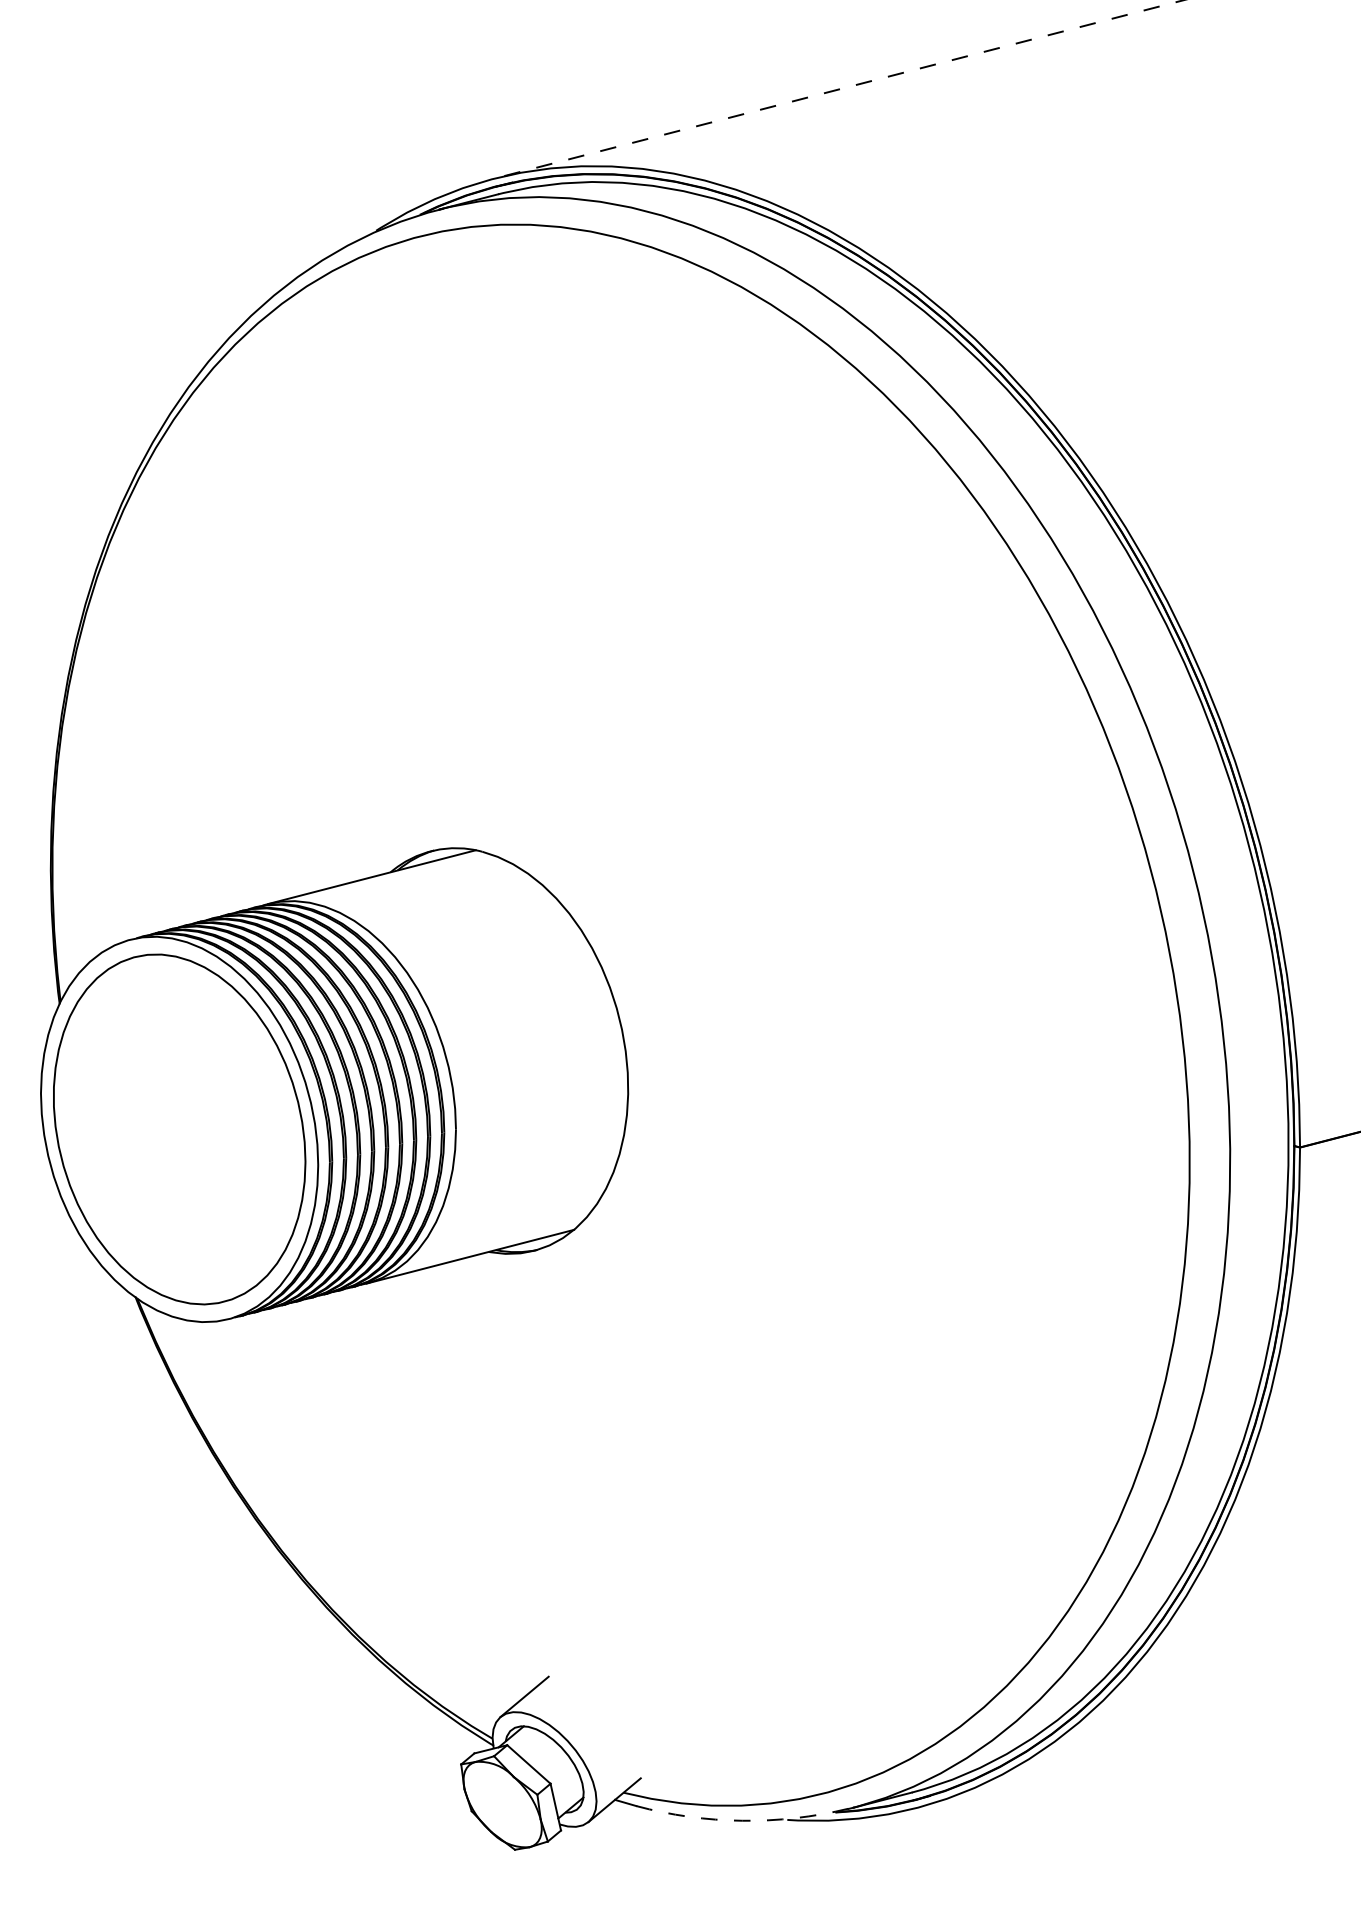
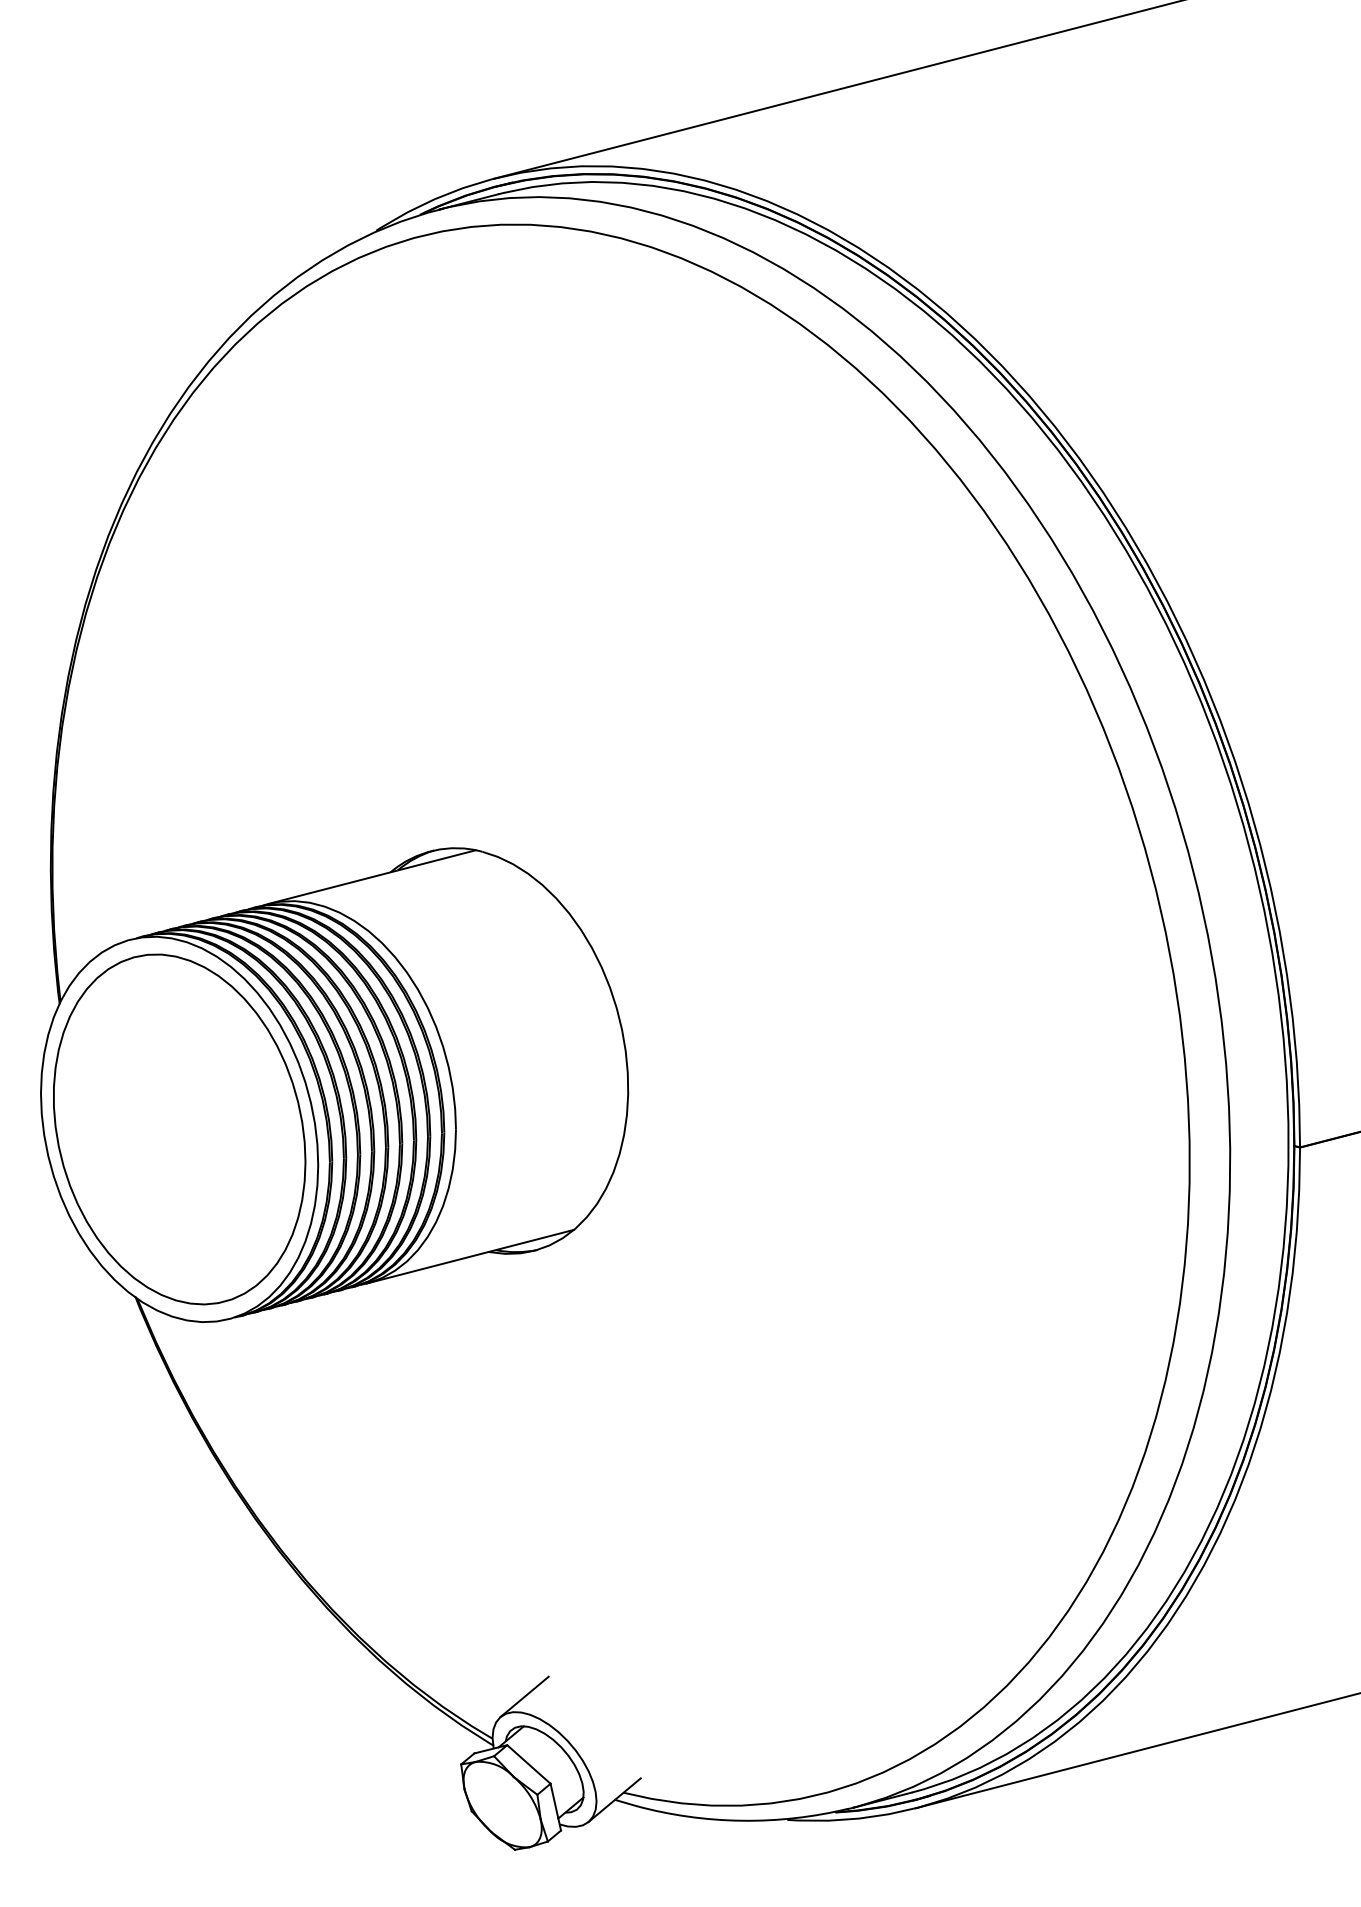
line: dashed -> solid (838, 89)
line: none -> present (1136, 1750)
arc: dashed -> solid (742, 1820)
